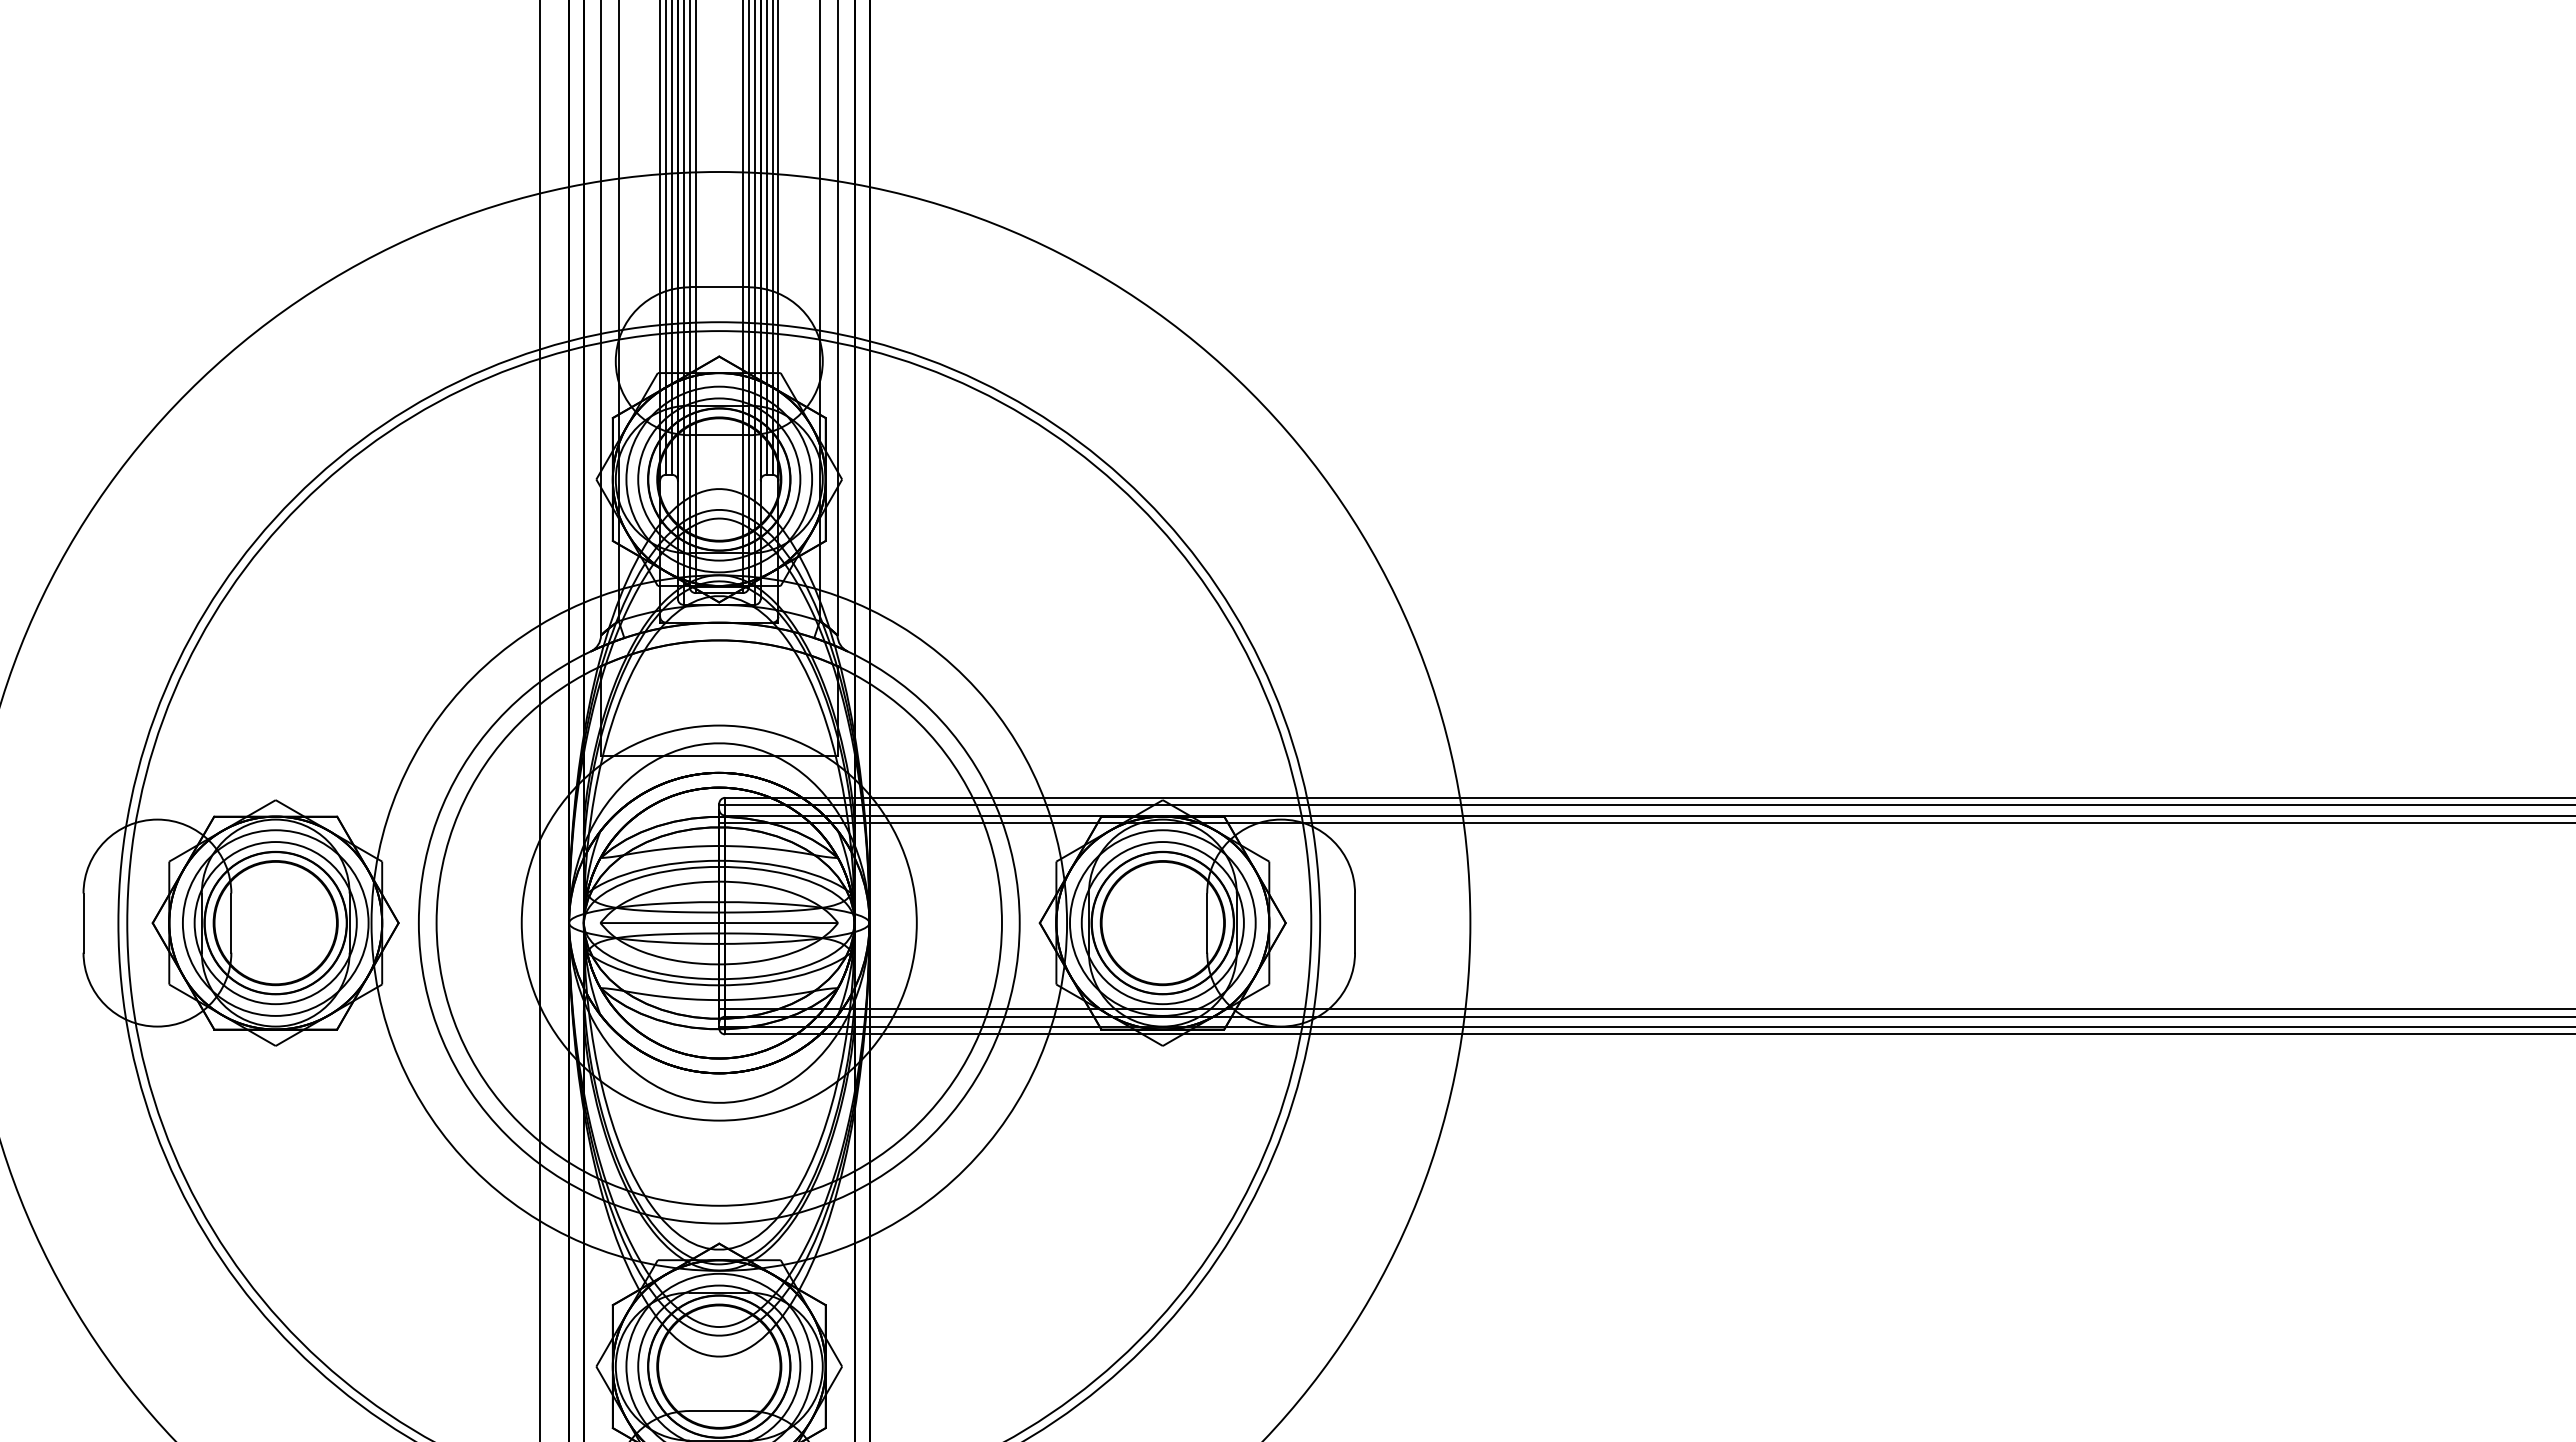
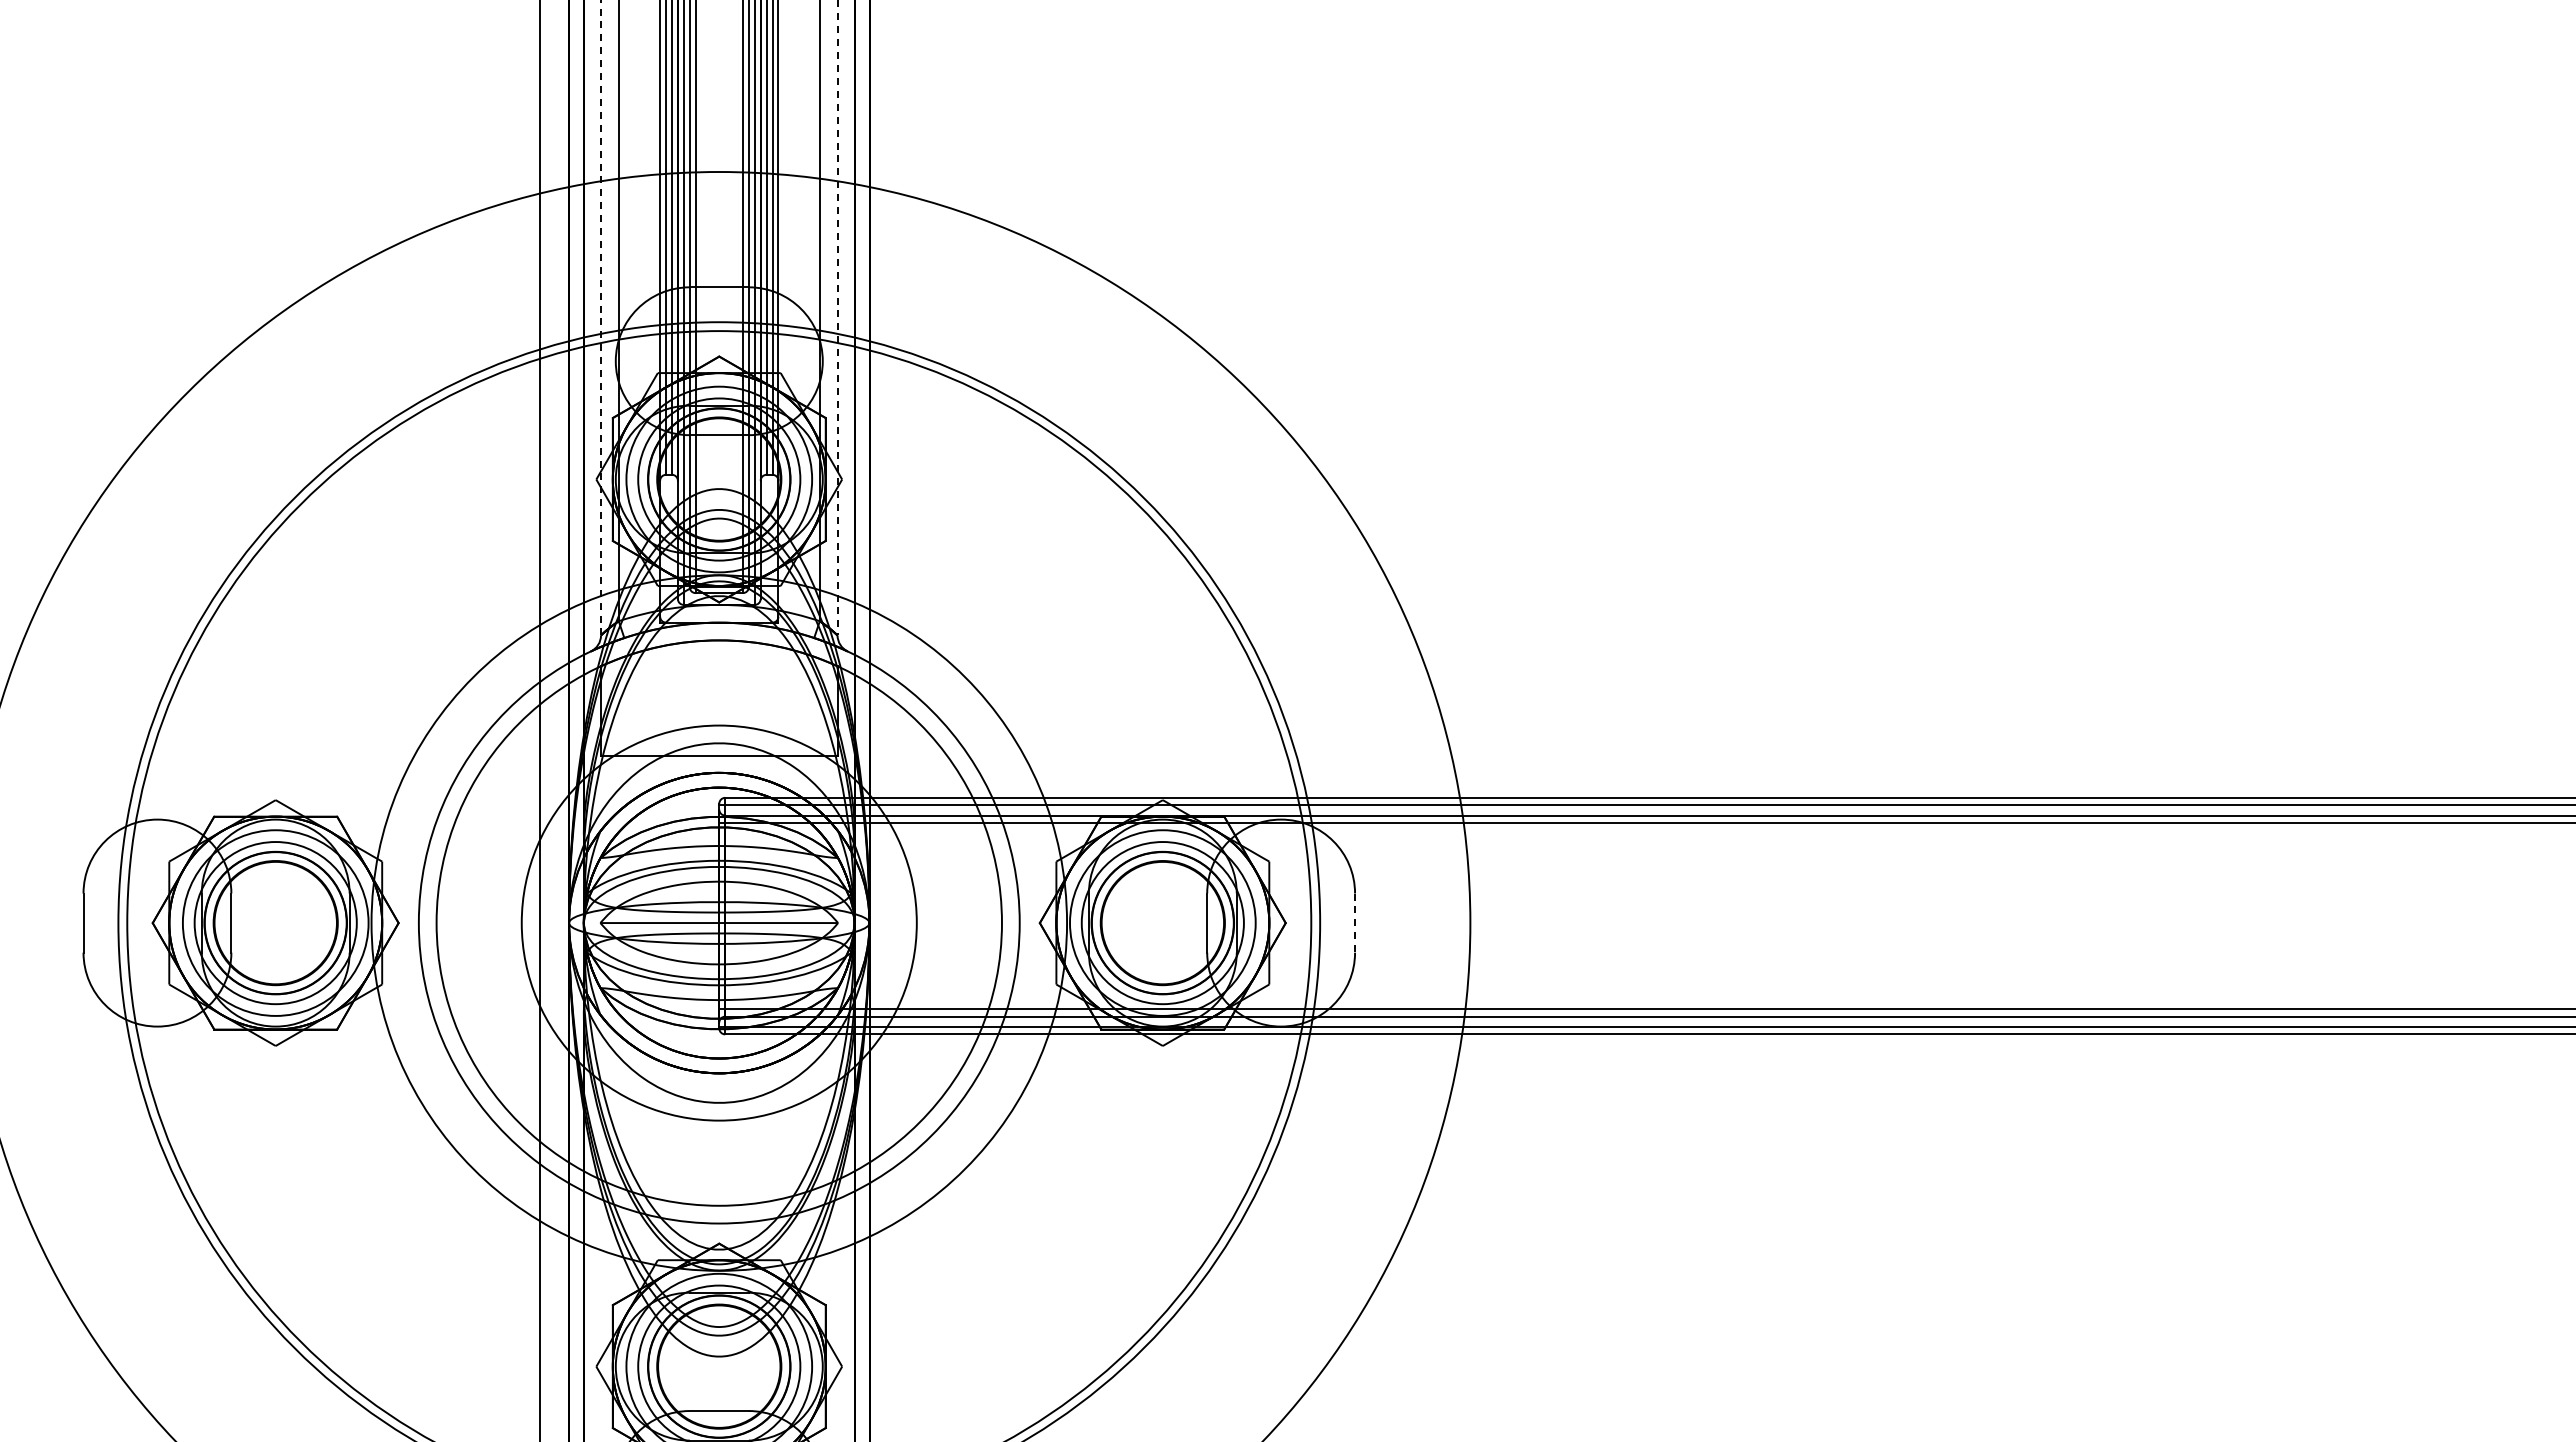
line: solid -> dashed (601, 317)
line: solid -> dashed (837, 318)
line: solid -> dashed (1355, 923)
